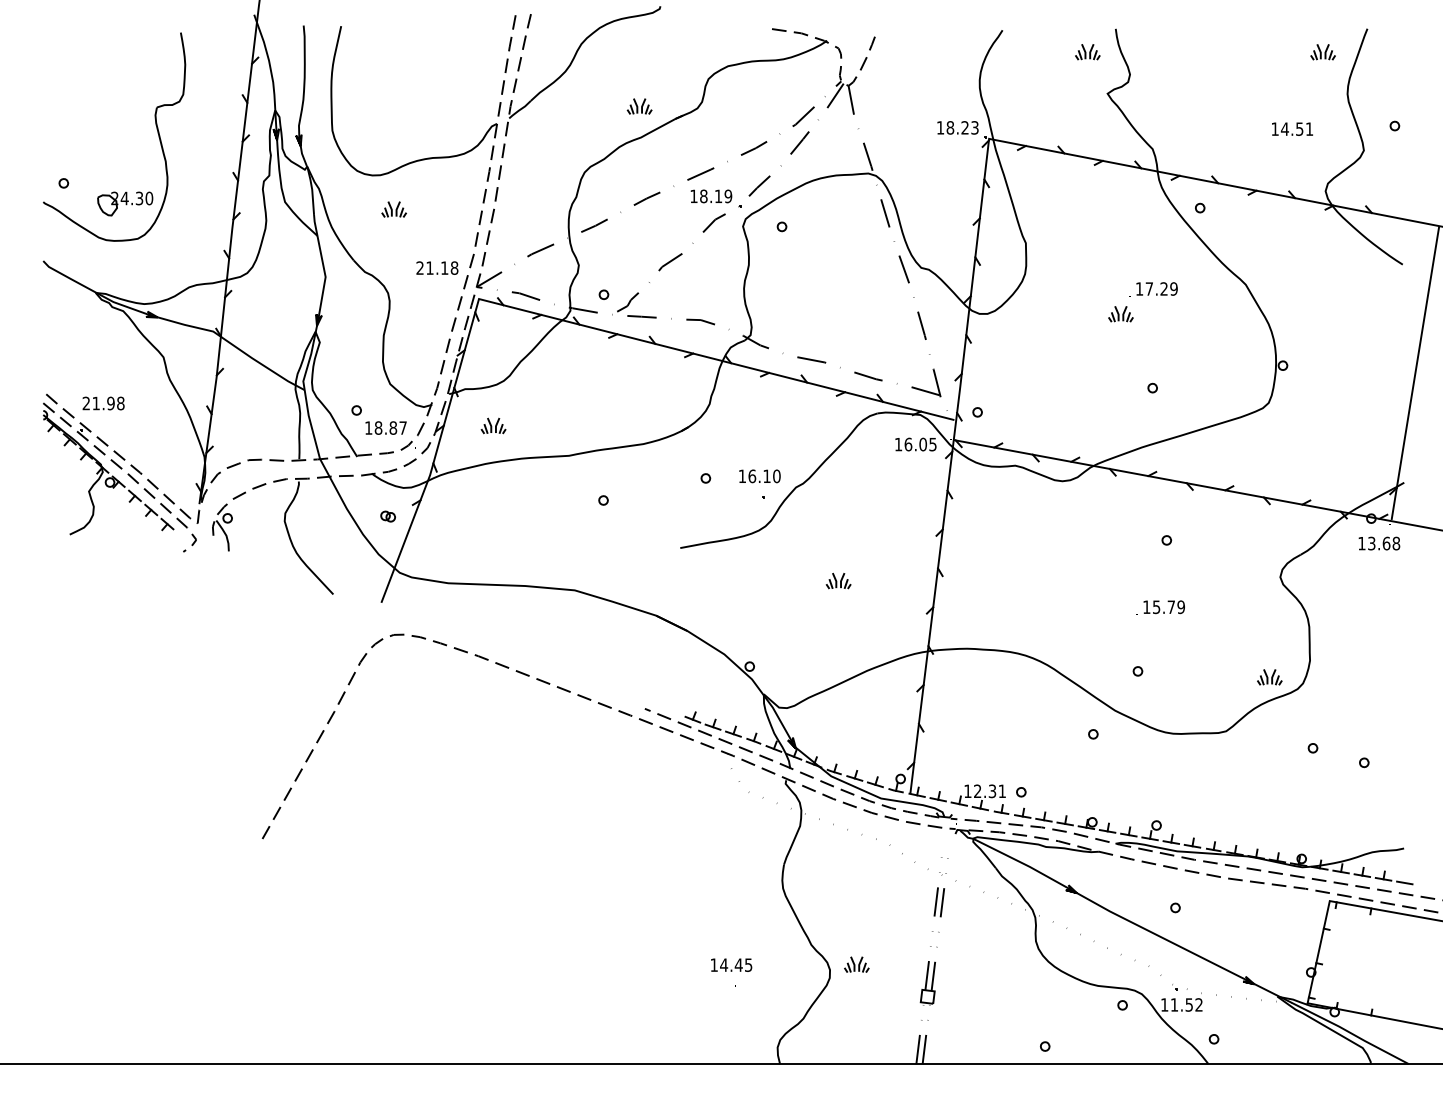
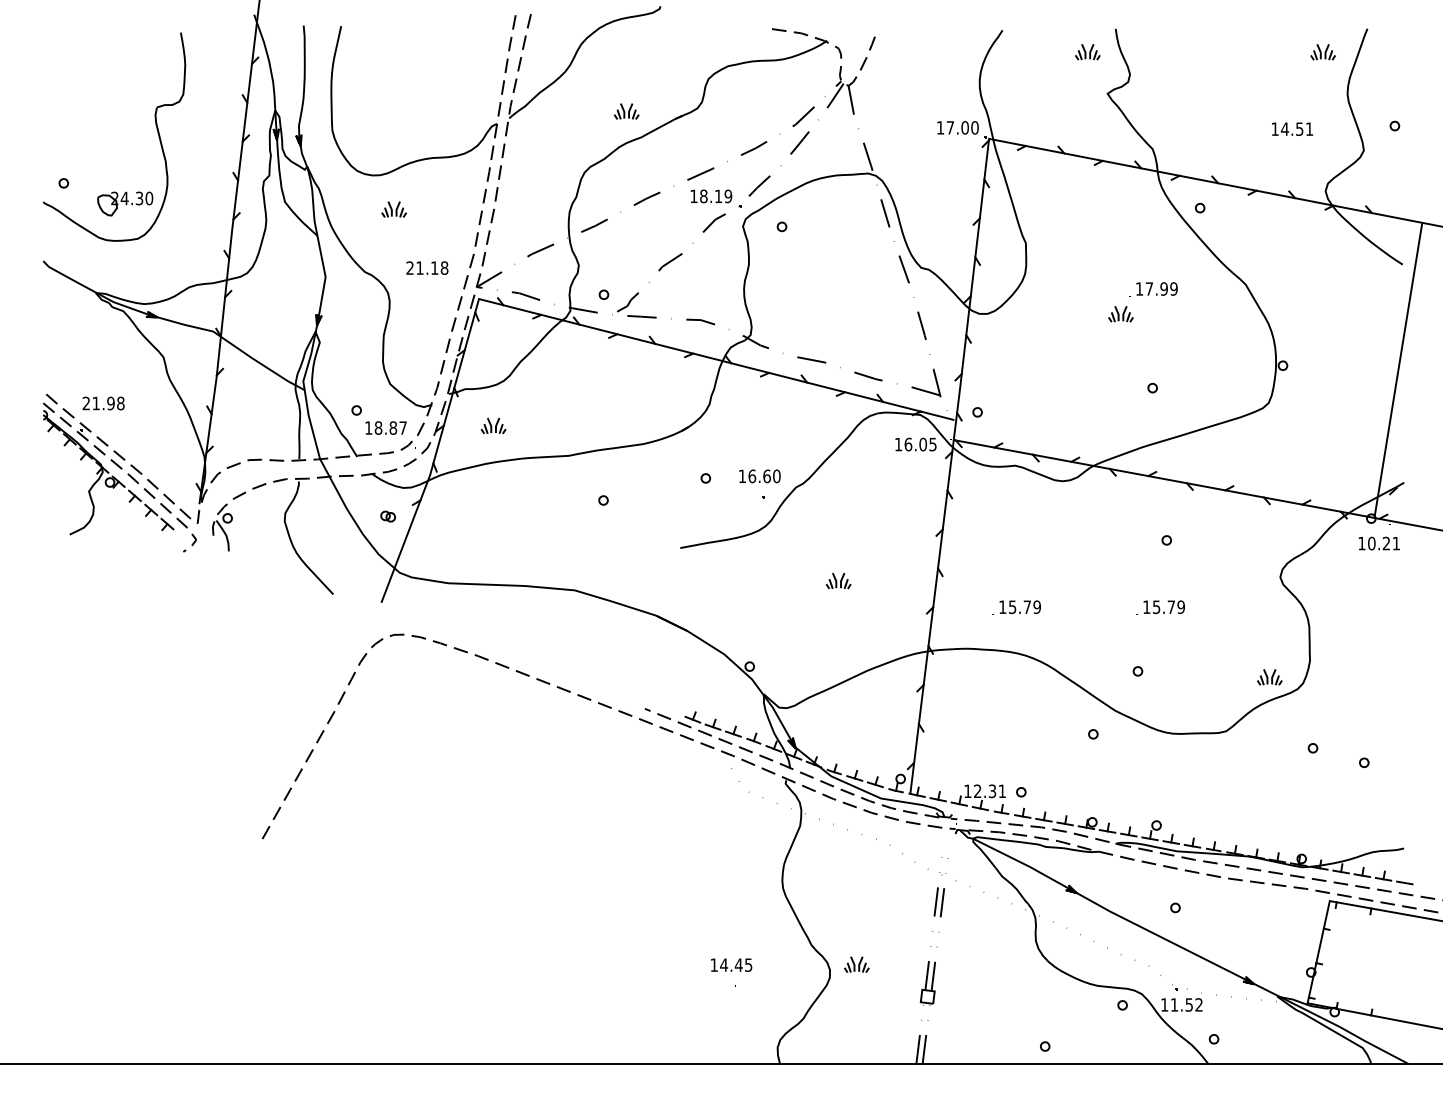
part position: (639, 106) -> (626, 111) (626, 111)
text: 18.23 -> 17.00 (962, 127)
text position: (437, 267) -> (427, 267) (427, 267)
text: 17.29 -> 17.99 (1163, 288)
line position: (1415, 373) -> (1398, 370) (1398, 370)
text: 16.10 -> 16.60 (766, 476)
text: 13.68 -> 10.21 (1384, 543)
part: none -> present (1016, 607)
